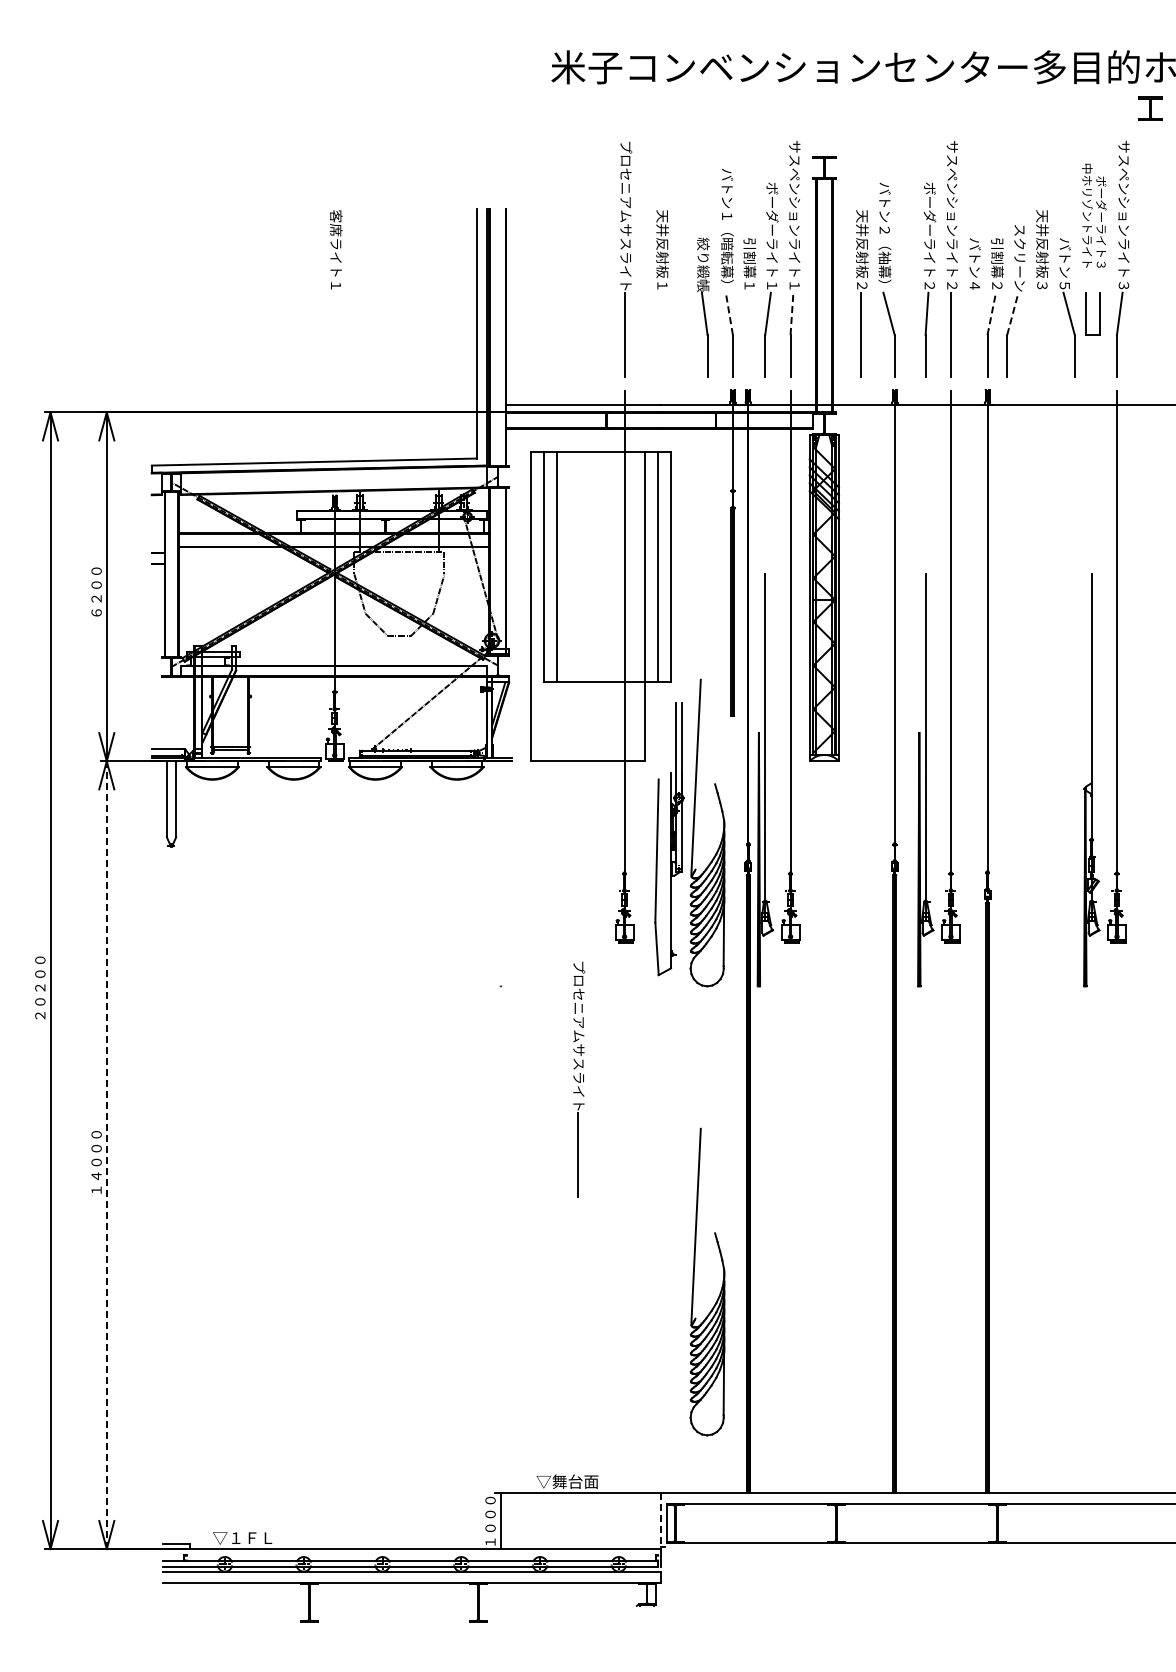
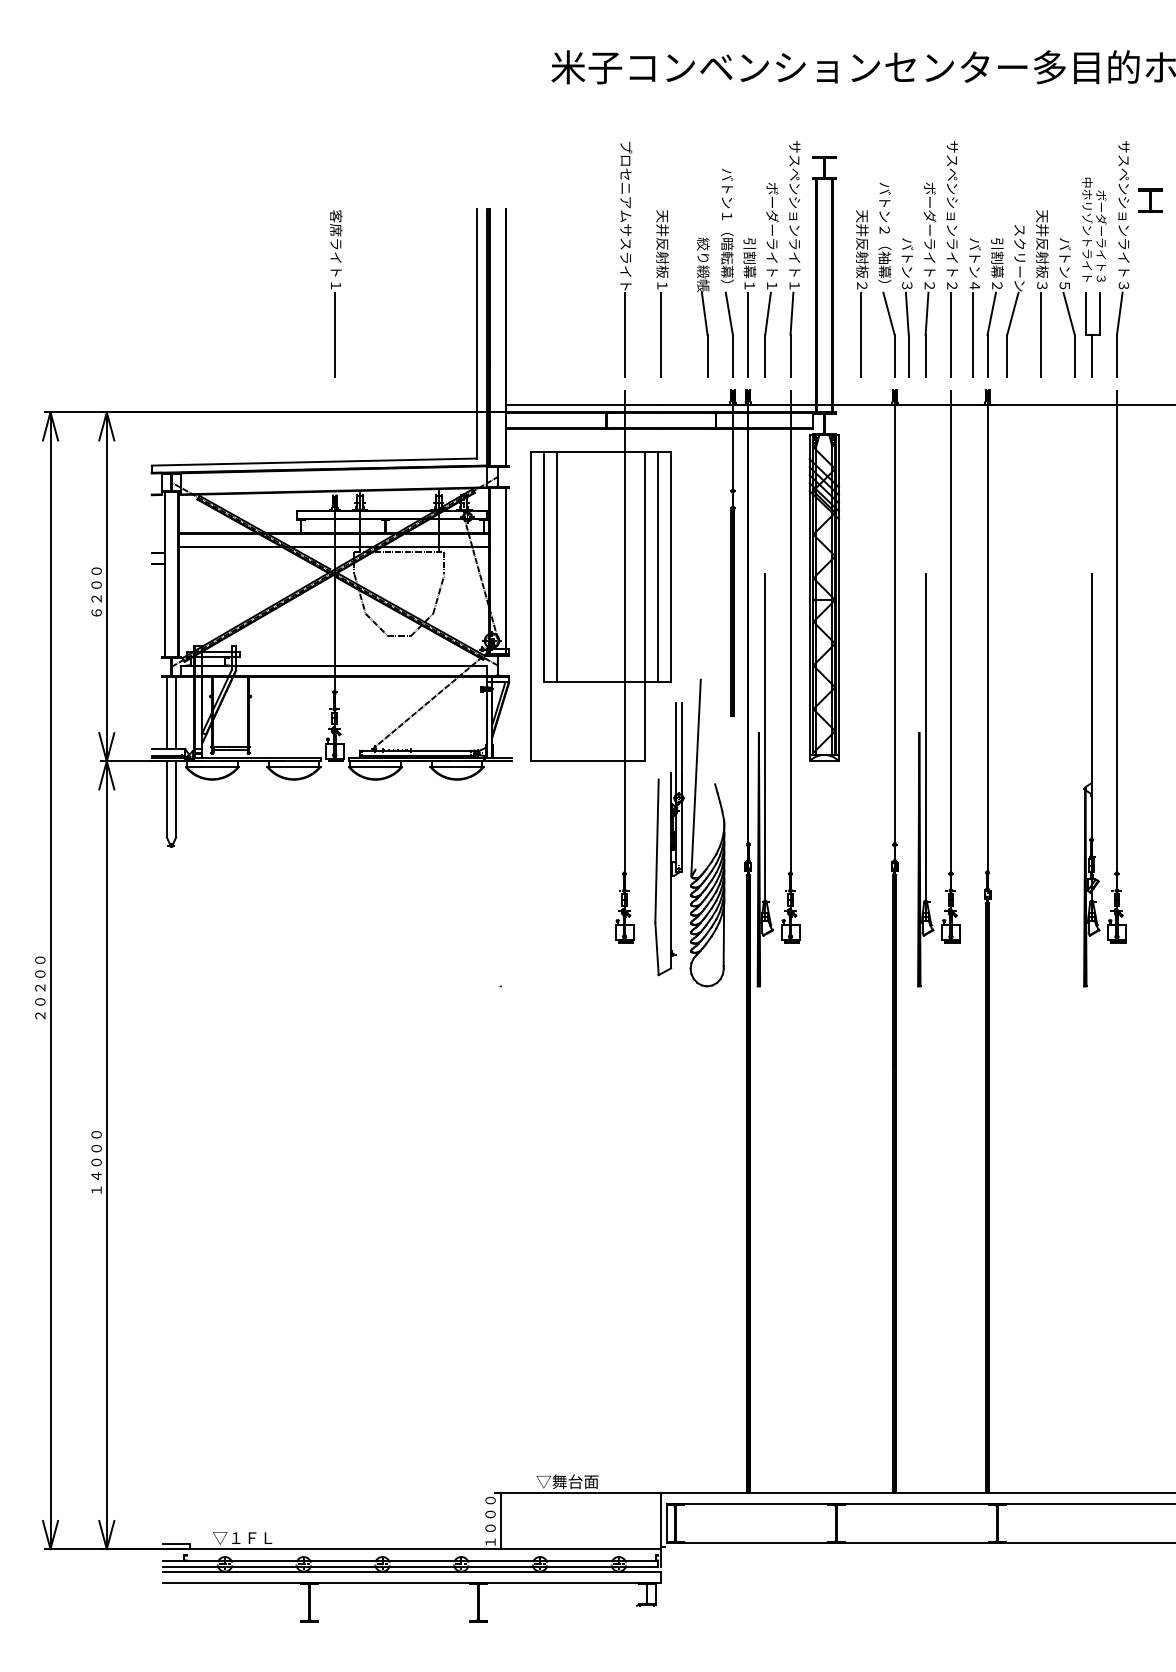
part position: (1150, 108) -> (1150, 200) (1150, 200)
text position: (1093, 215) -> (1093, 229) (1093, 229)
part: none -> present (907, 307)
line: dashed -> solid (729, 313)
line: dashed -> solid (792, 313)
line: dashed -> solid (991, 313)
line: dashed -> solid (1012, 313)
line: none -> present (334, 334)
line: none -> present (661, 334)
line: none -> present (748, 334)
line: none -> present (973, 334)
line: none -> present (1041, 334)
line: none -> present (1091, 355)
line: none -> present (166, 712)
line: none -> present (176, 712)
part: present -> none (579, 1079)
line: dashed -> solid (106, 1155)
part: present -> none (694, 1281)
line: dashed -> solid (661, 1520)
